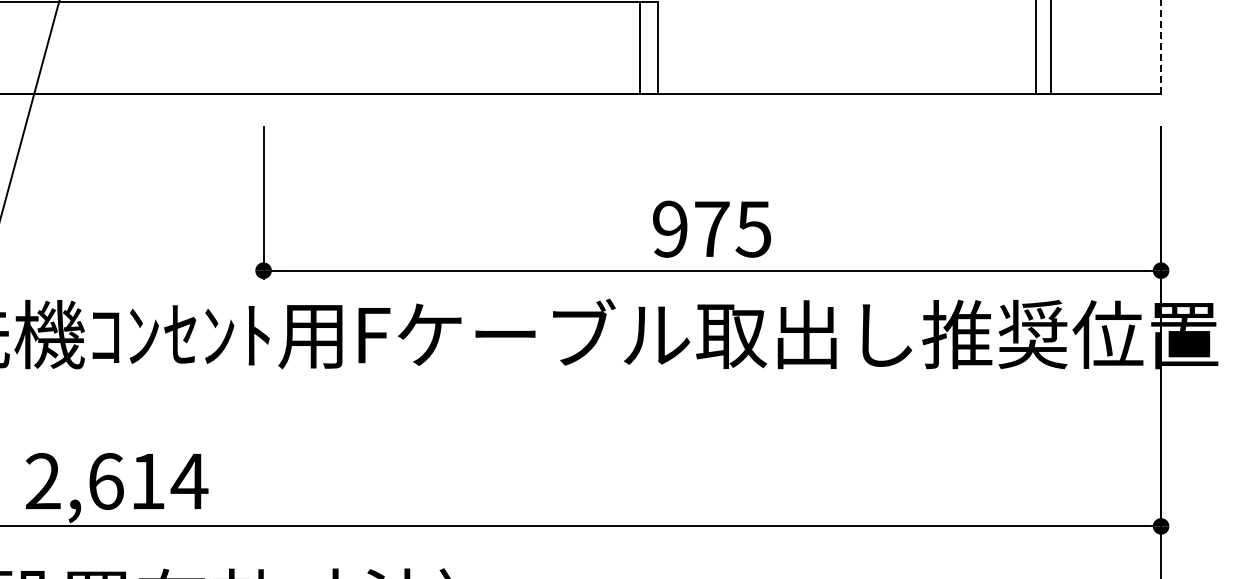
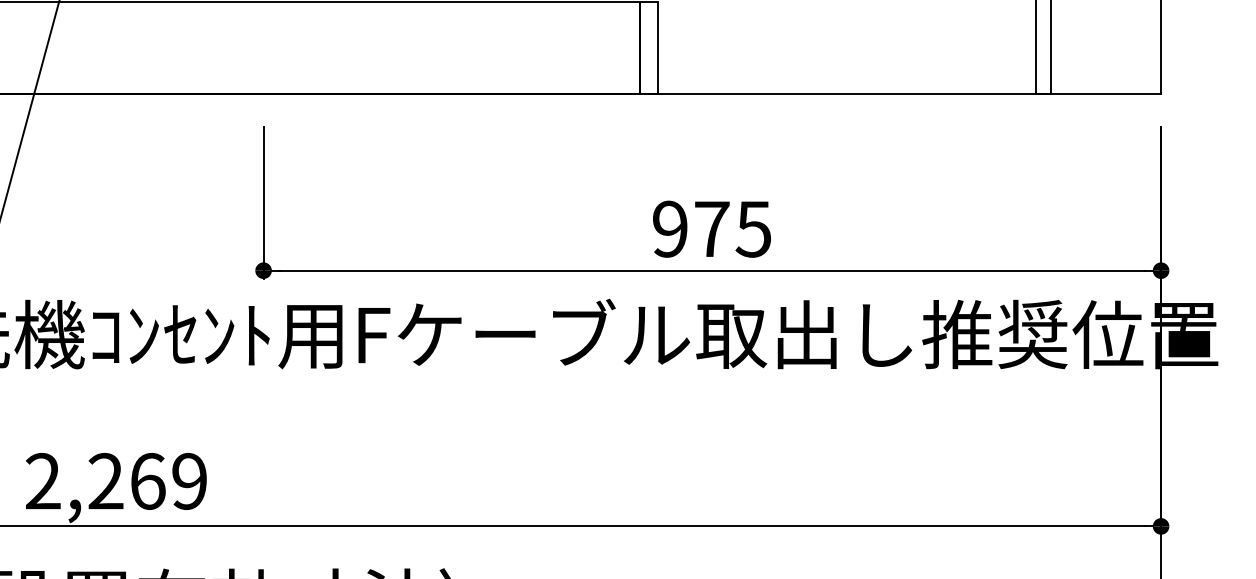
line: dashed -> solid (1161, 46)
text: 2,614 -> 2,269 (148, 481)
